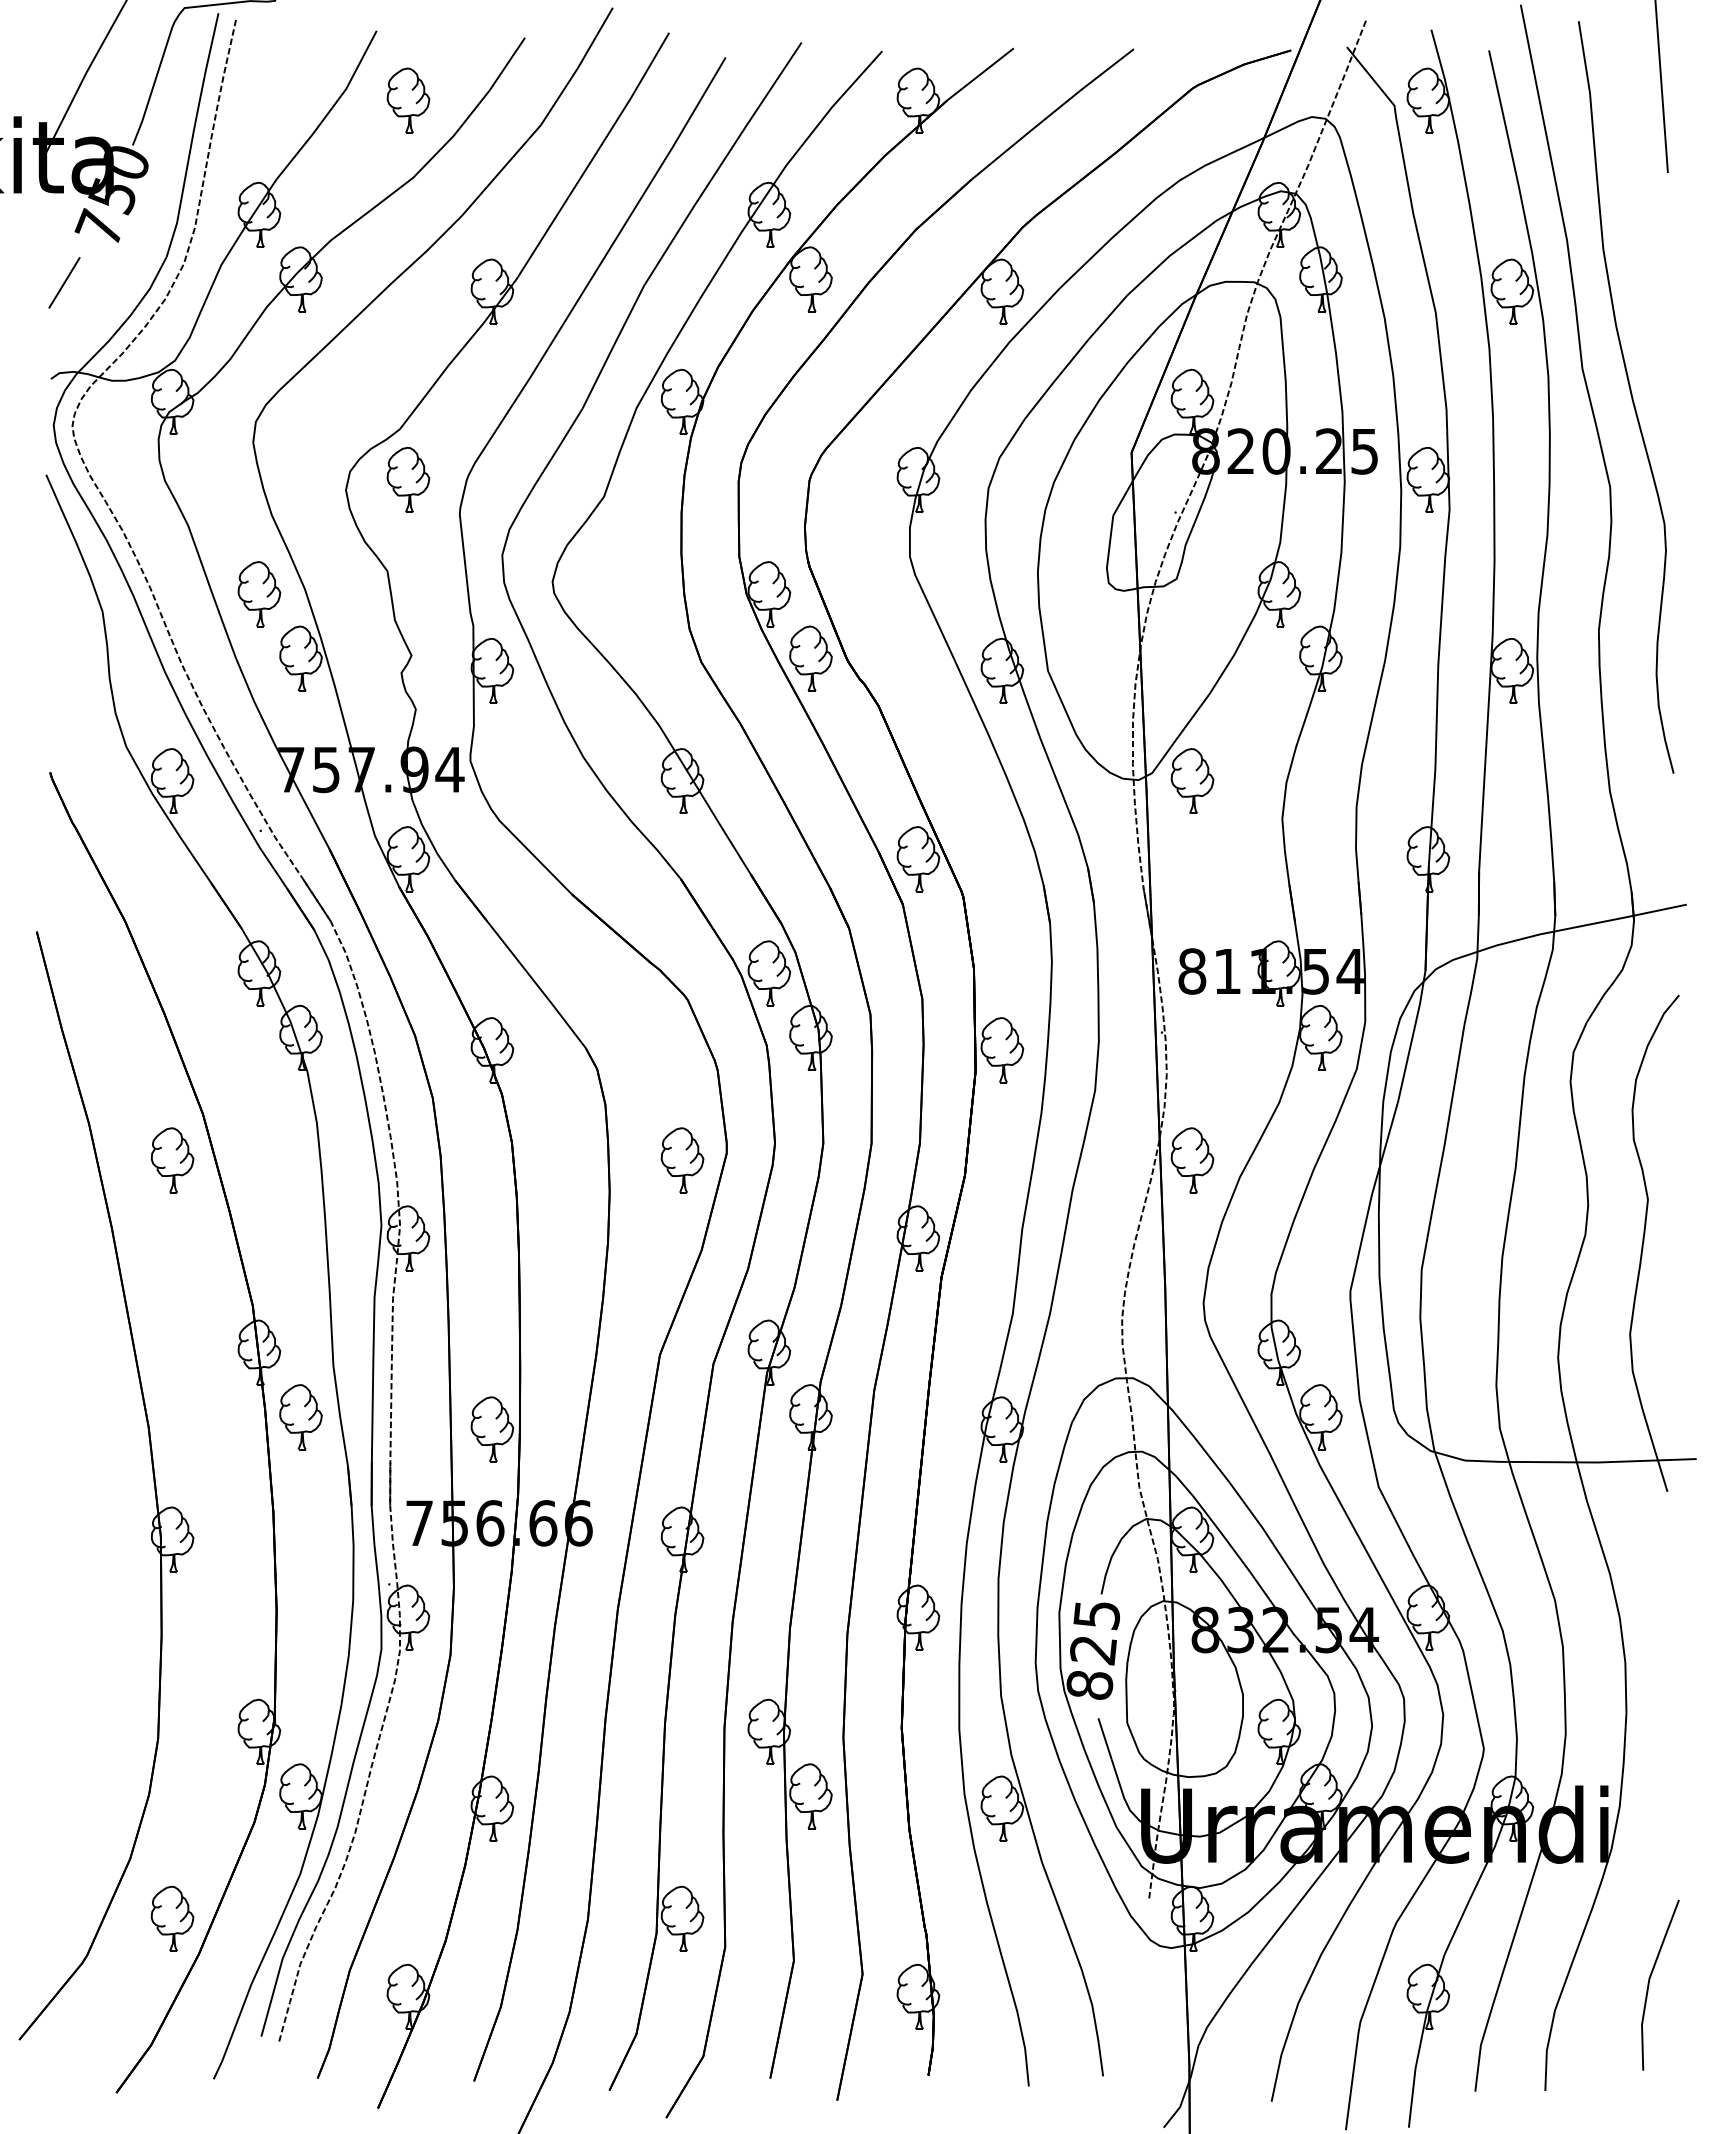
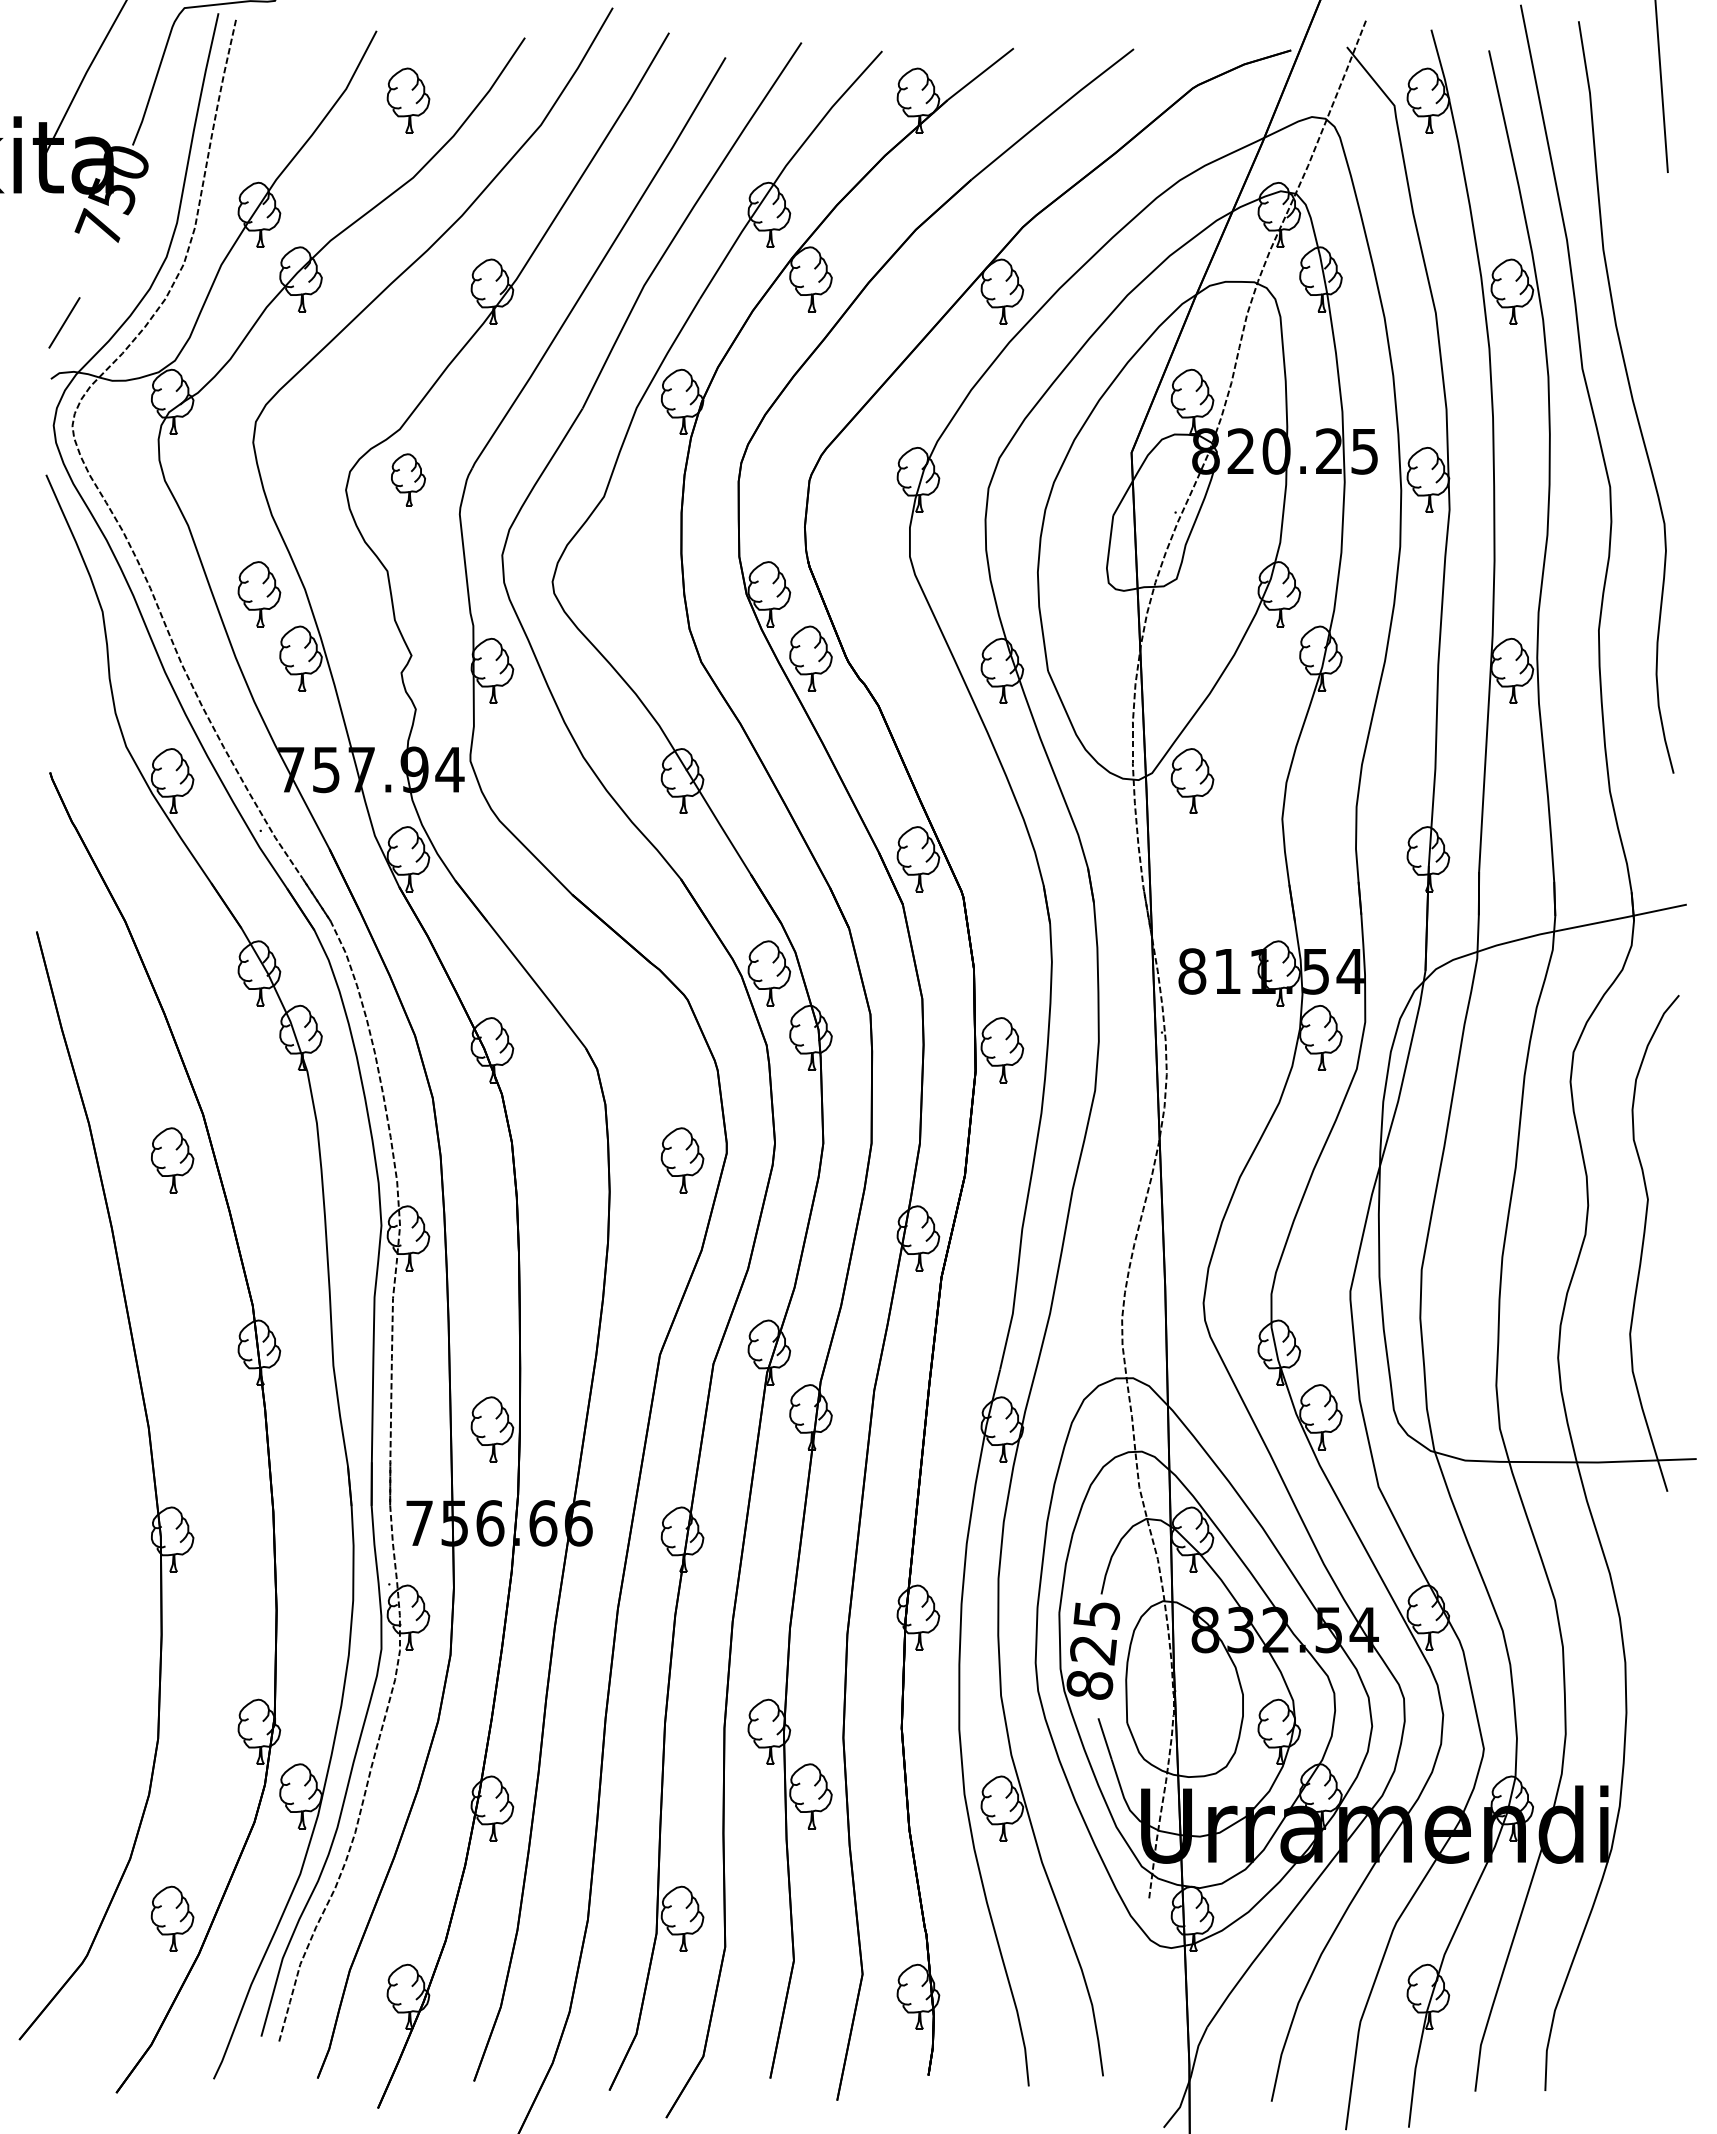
line position: (64, 282) -> (64, 322) (64, 322)
part size: 45x66 px -> 35x54 px (408, 479)
part: present -> none (1192, 1160)
part: present -> none (300, 1417)
line: present -> none (1650, 1980)
